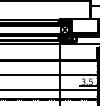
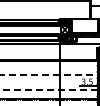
line: solid -> dashed (48, 74)
line: solid -> dashed (48, 90)
